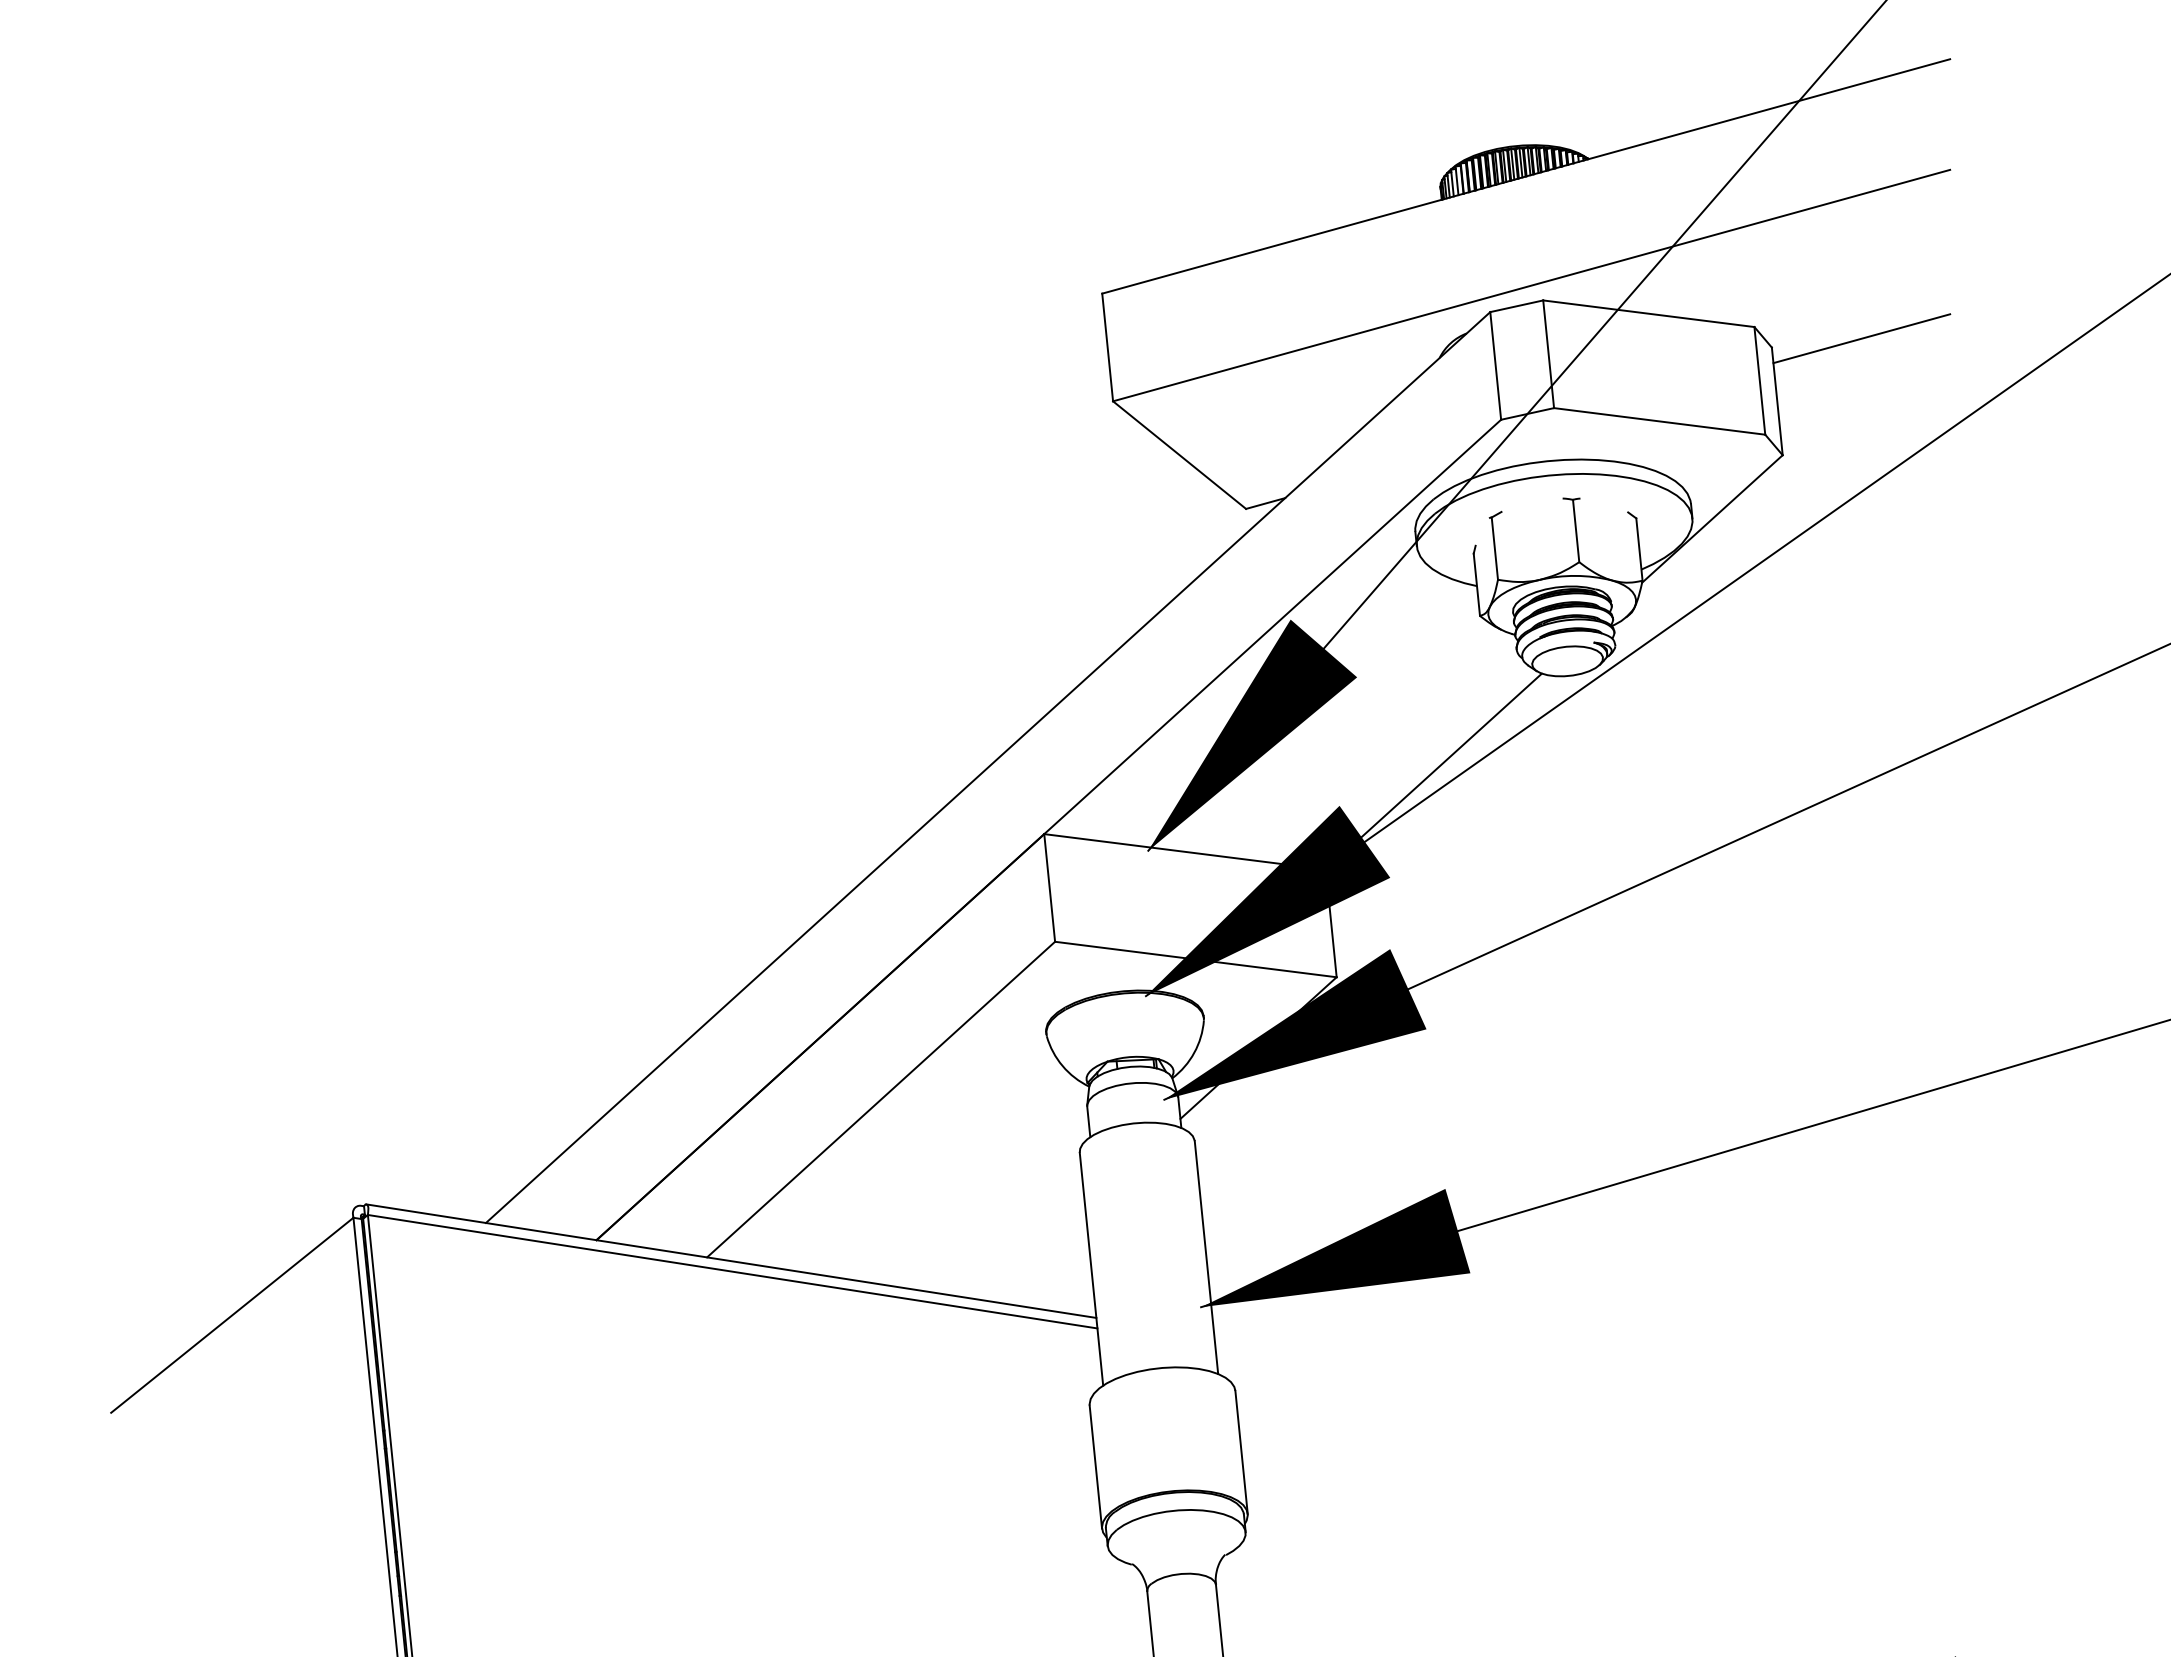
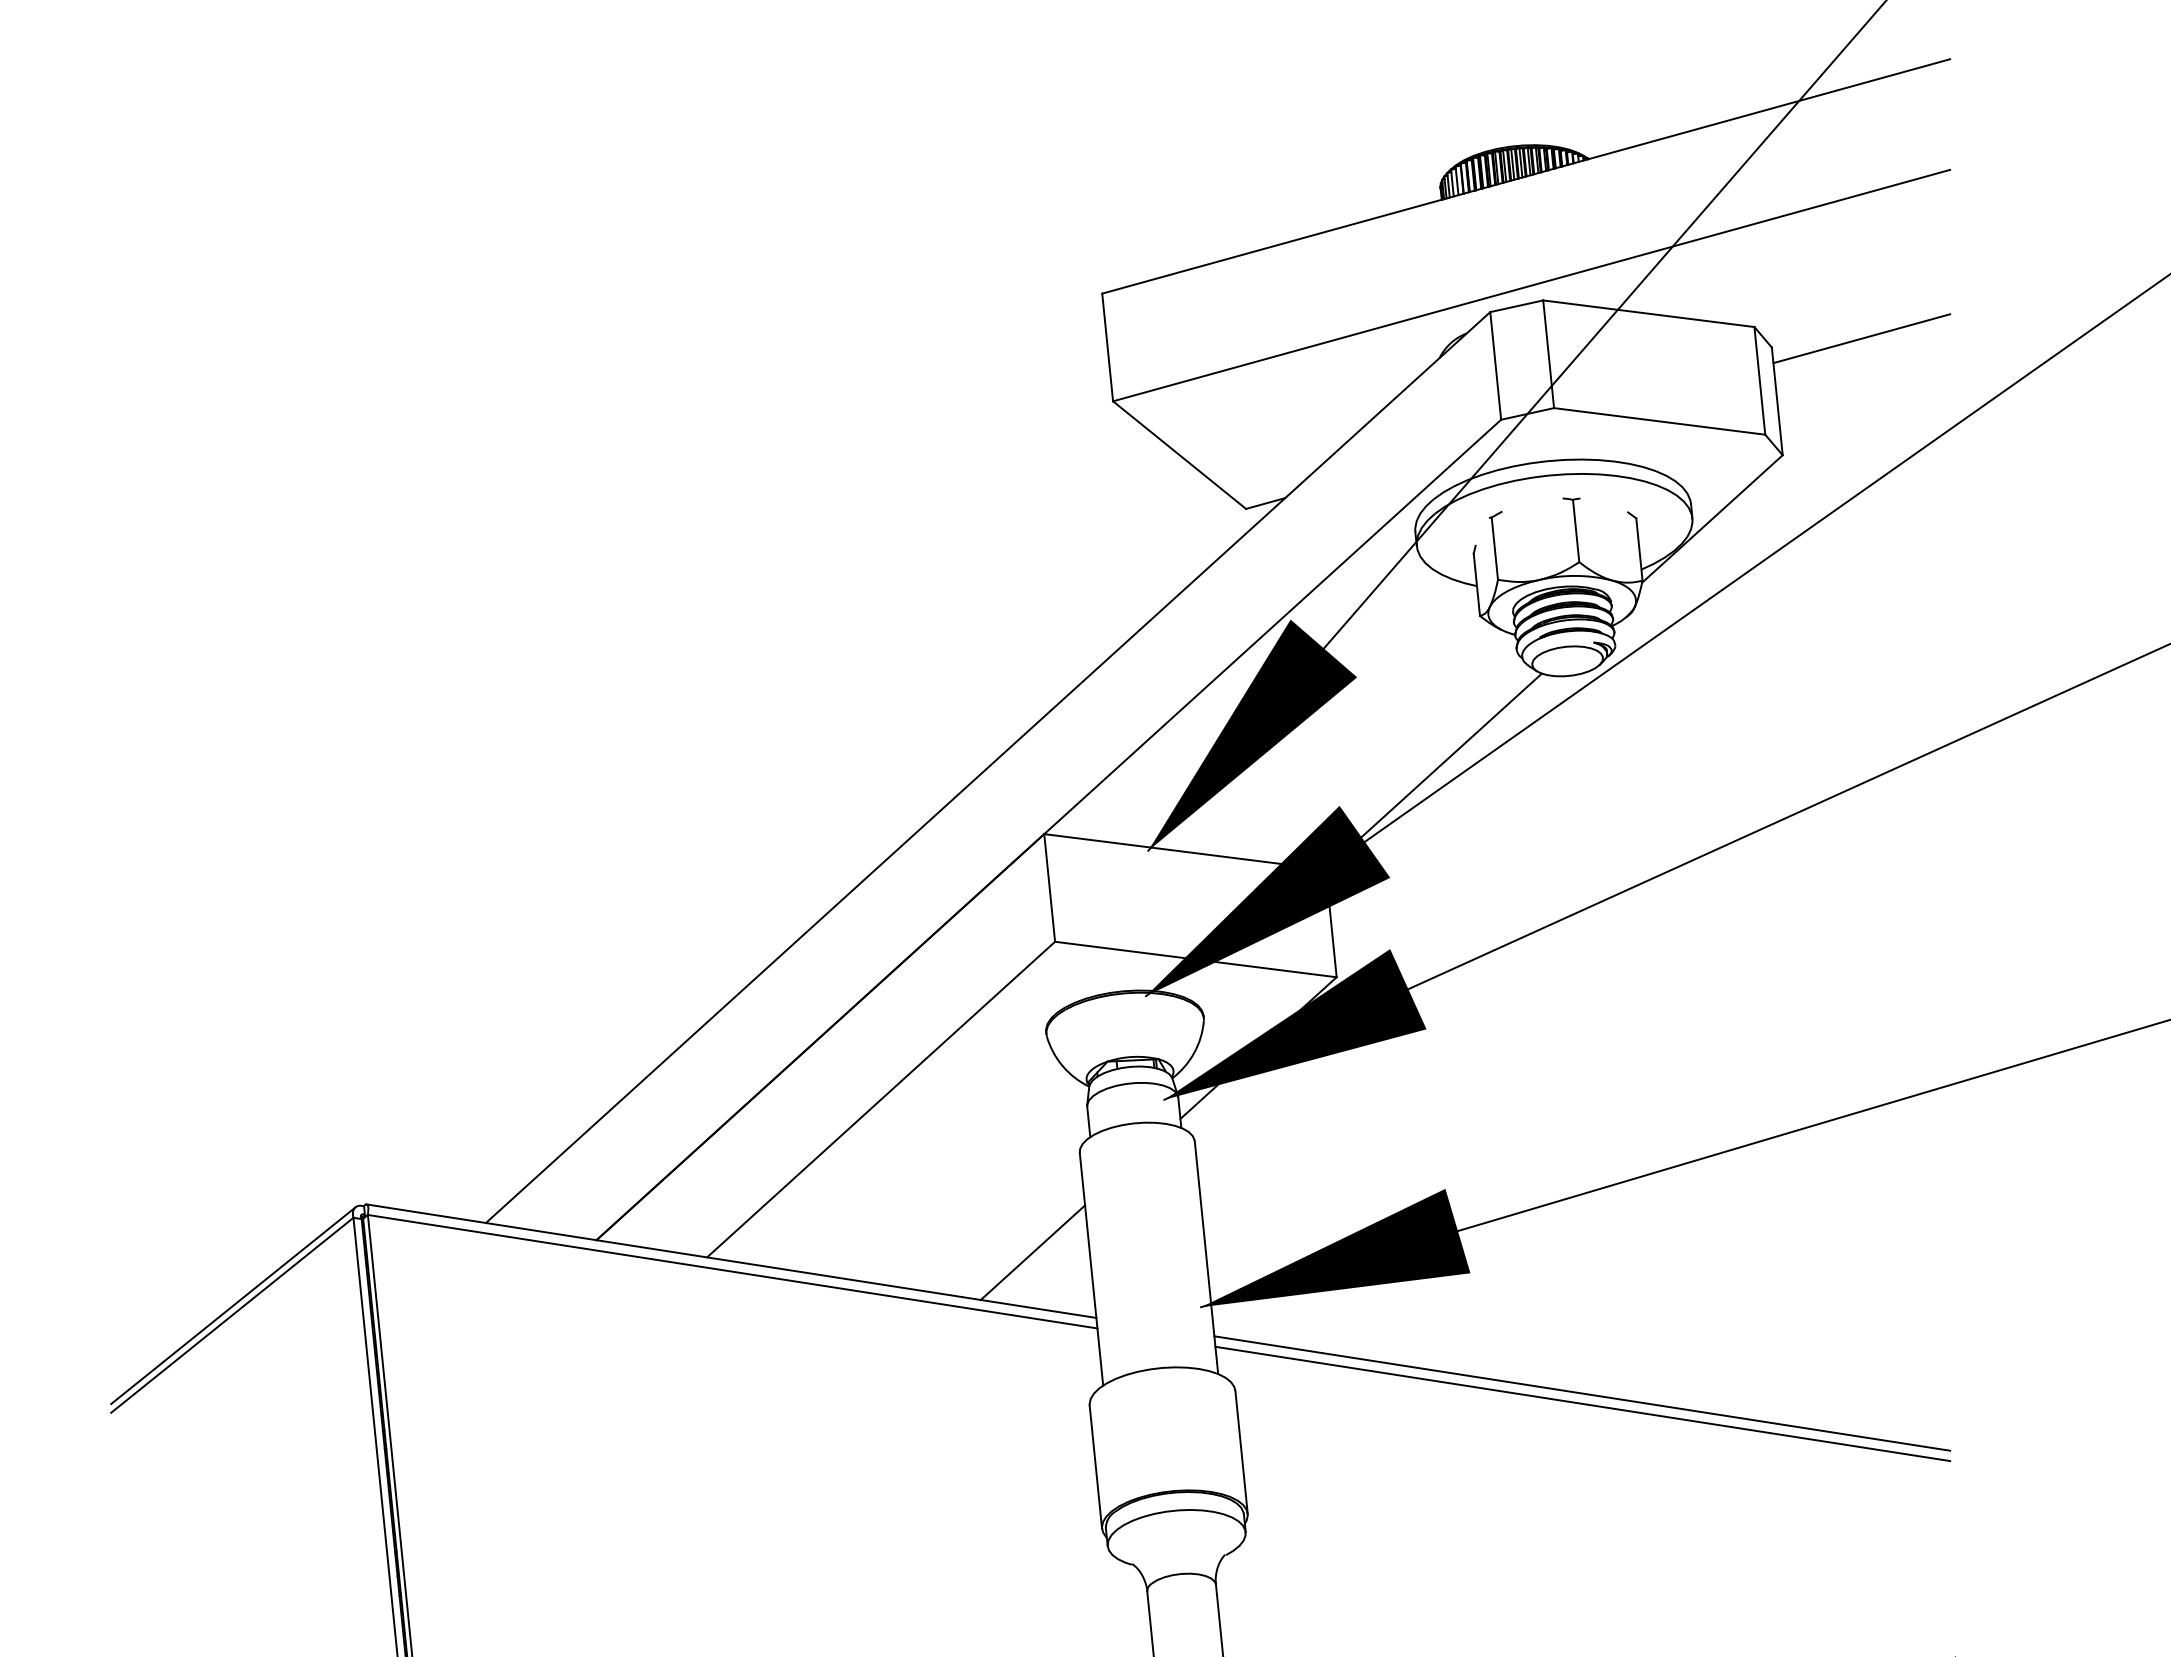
line: none -> present (1032, 1252)
line: none -> present (233, 1305)
line: none -> present (1582, 1393)
line: none -> present (1582, 1403)
